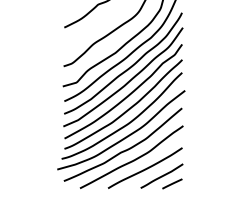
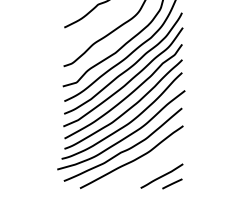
curve: present -> none (144, 168)
